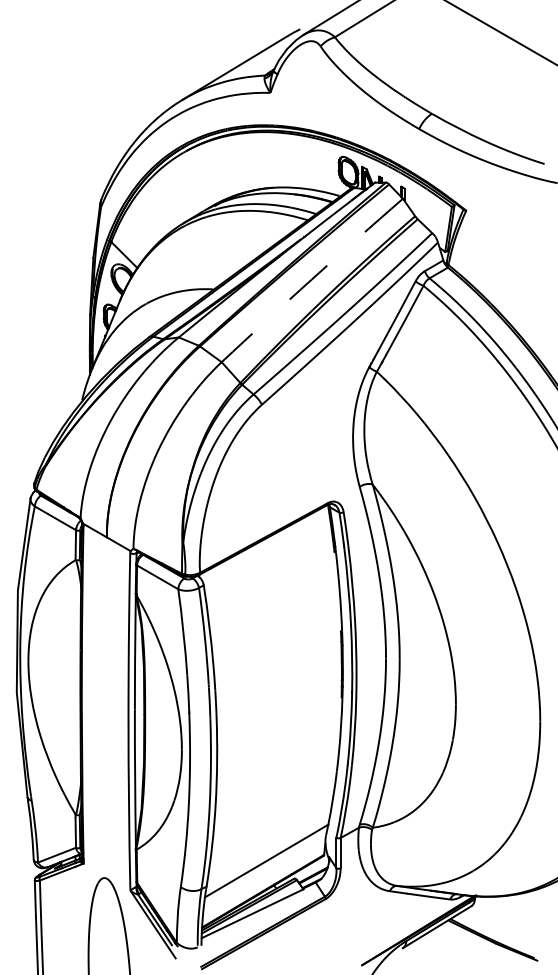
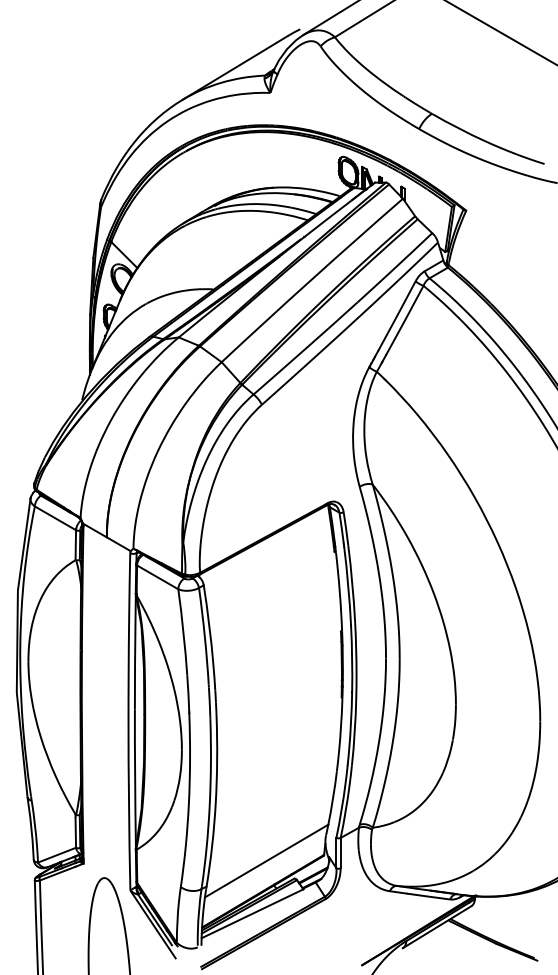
arc: dashed -> solid (311, 279)
